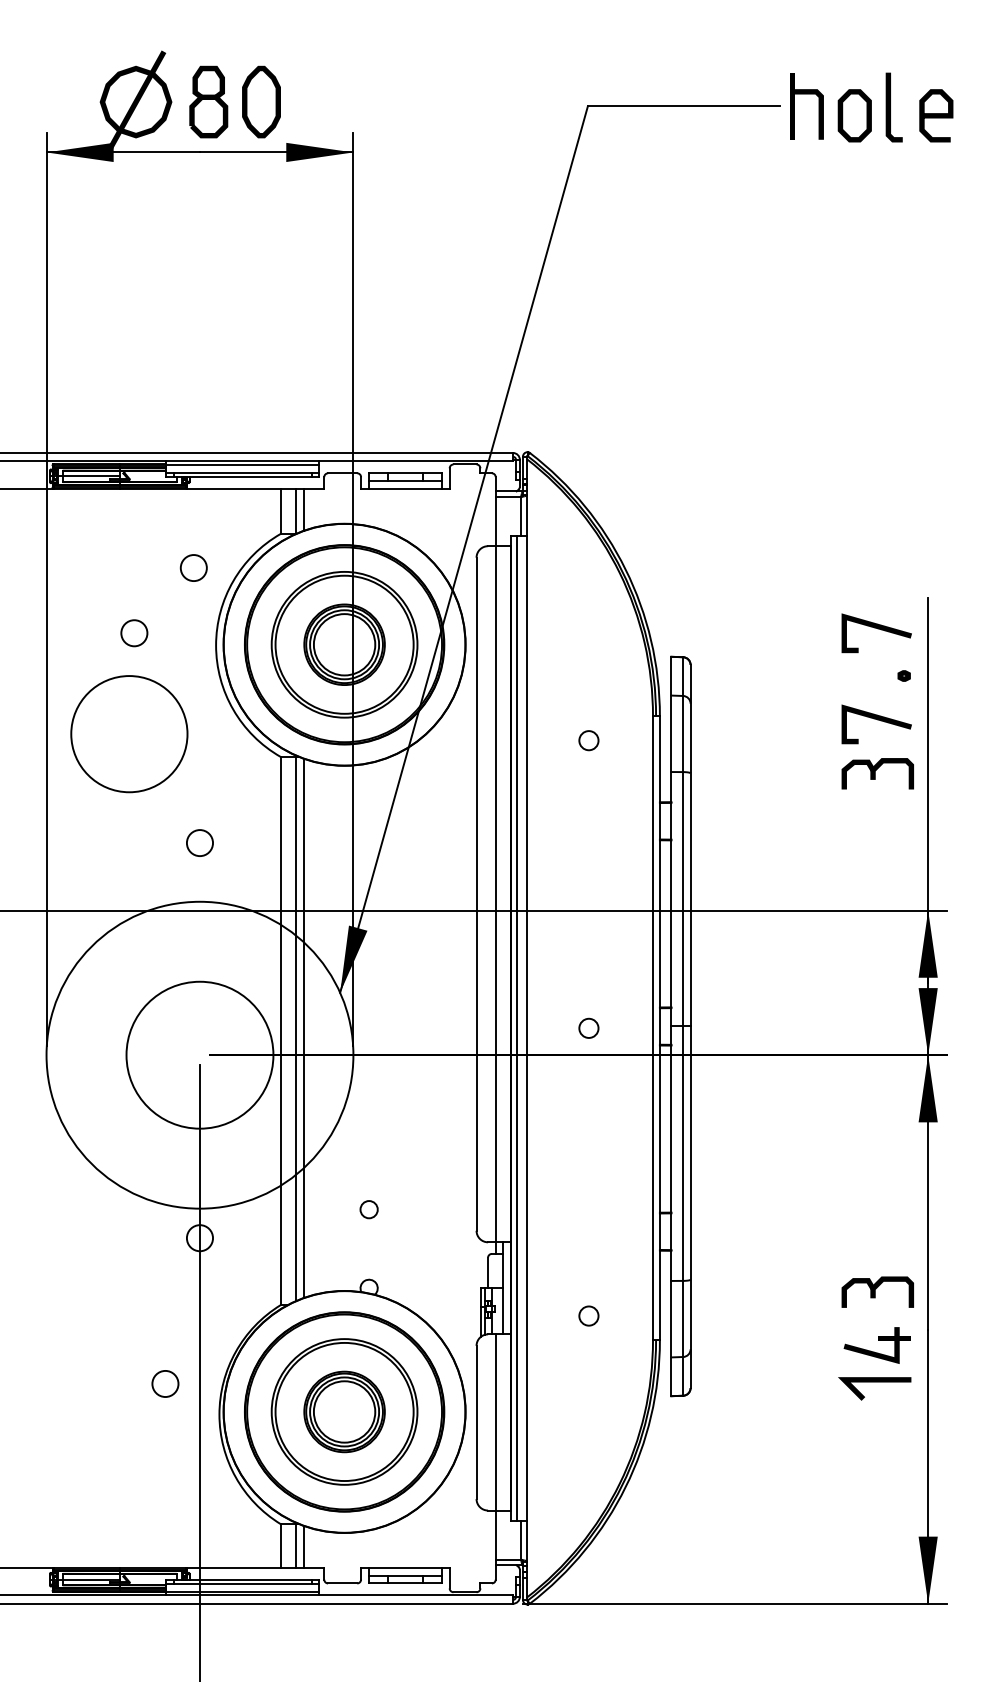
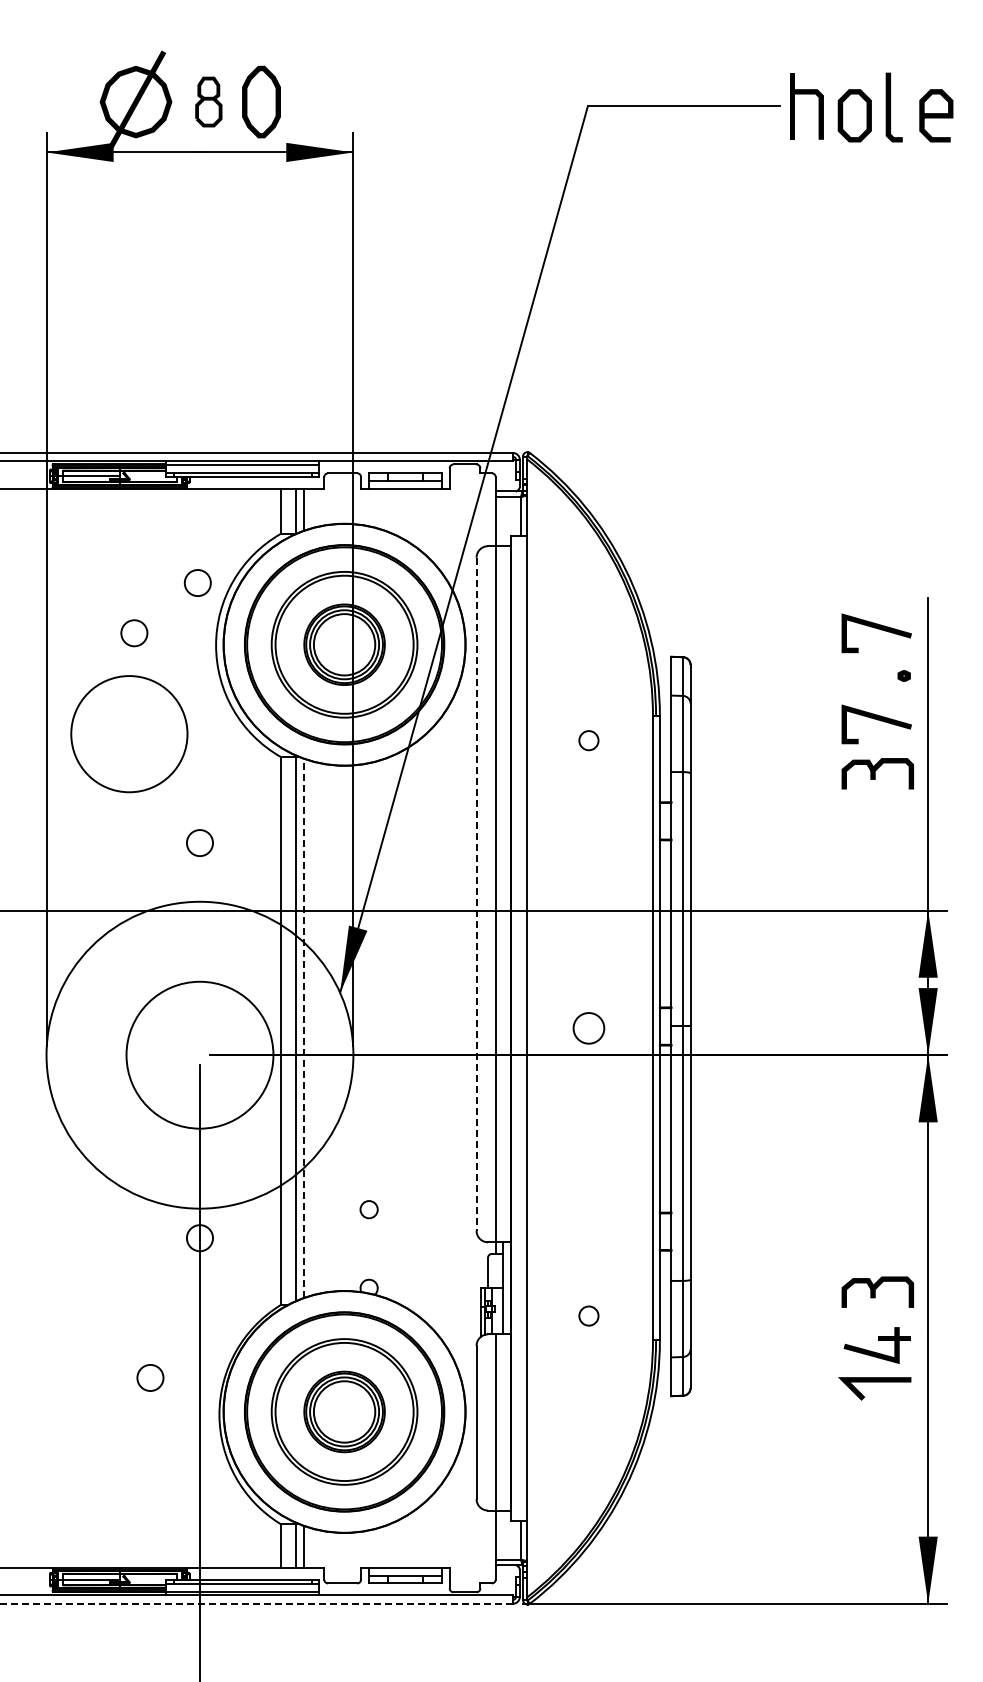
part size: 40x74 px -> 28x52 px (208, 101)
circle position: (193, 567) -> (197, 582) (197, 582)
line: solid -> dashed (476, 894)
line: present -> none (517, 1027)
circle diameter: 19 px -> 31 px (588, 1028)
line: solid -> dashed (303, 1028)
circle position: (165, 1383) -> (150, 1377) (150, 1377)
line: solid -> dashed (257, 1603)
